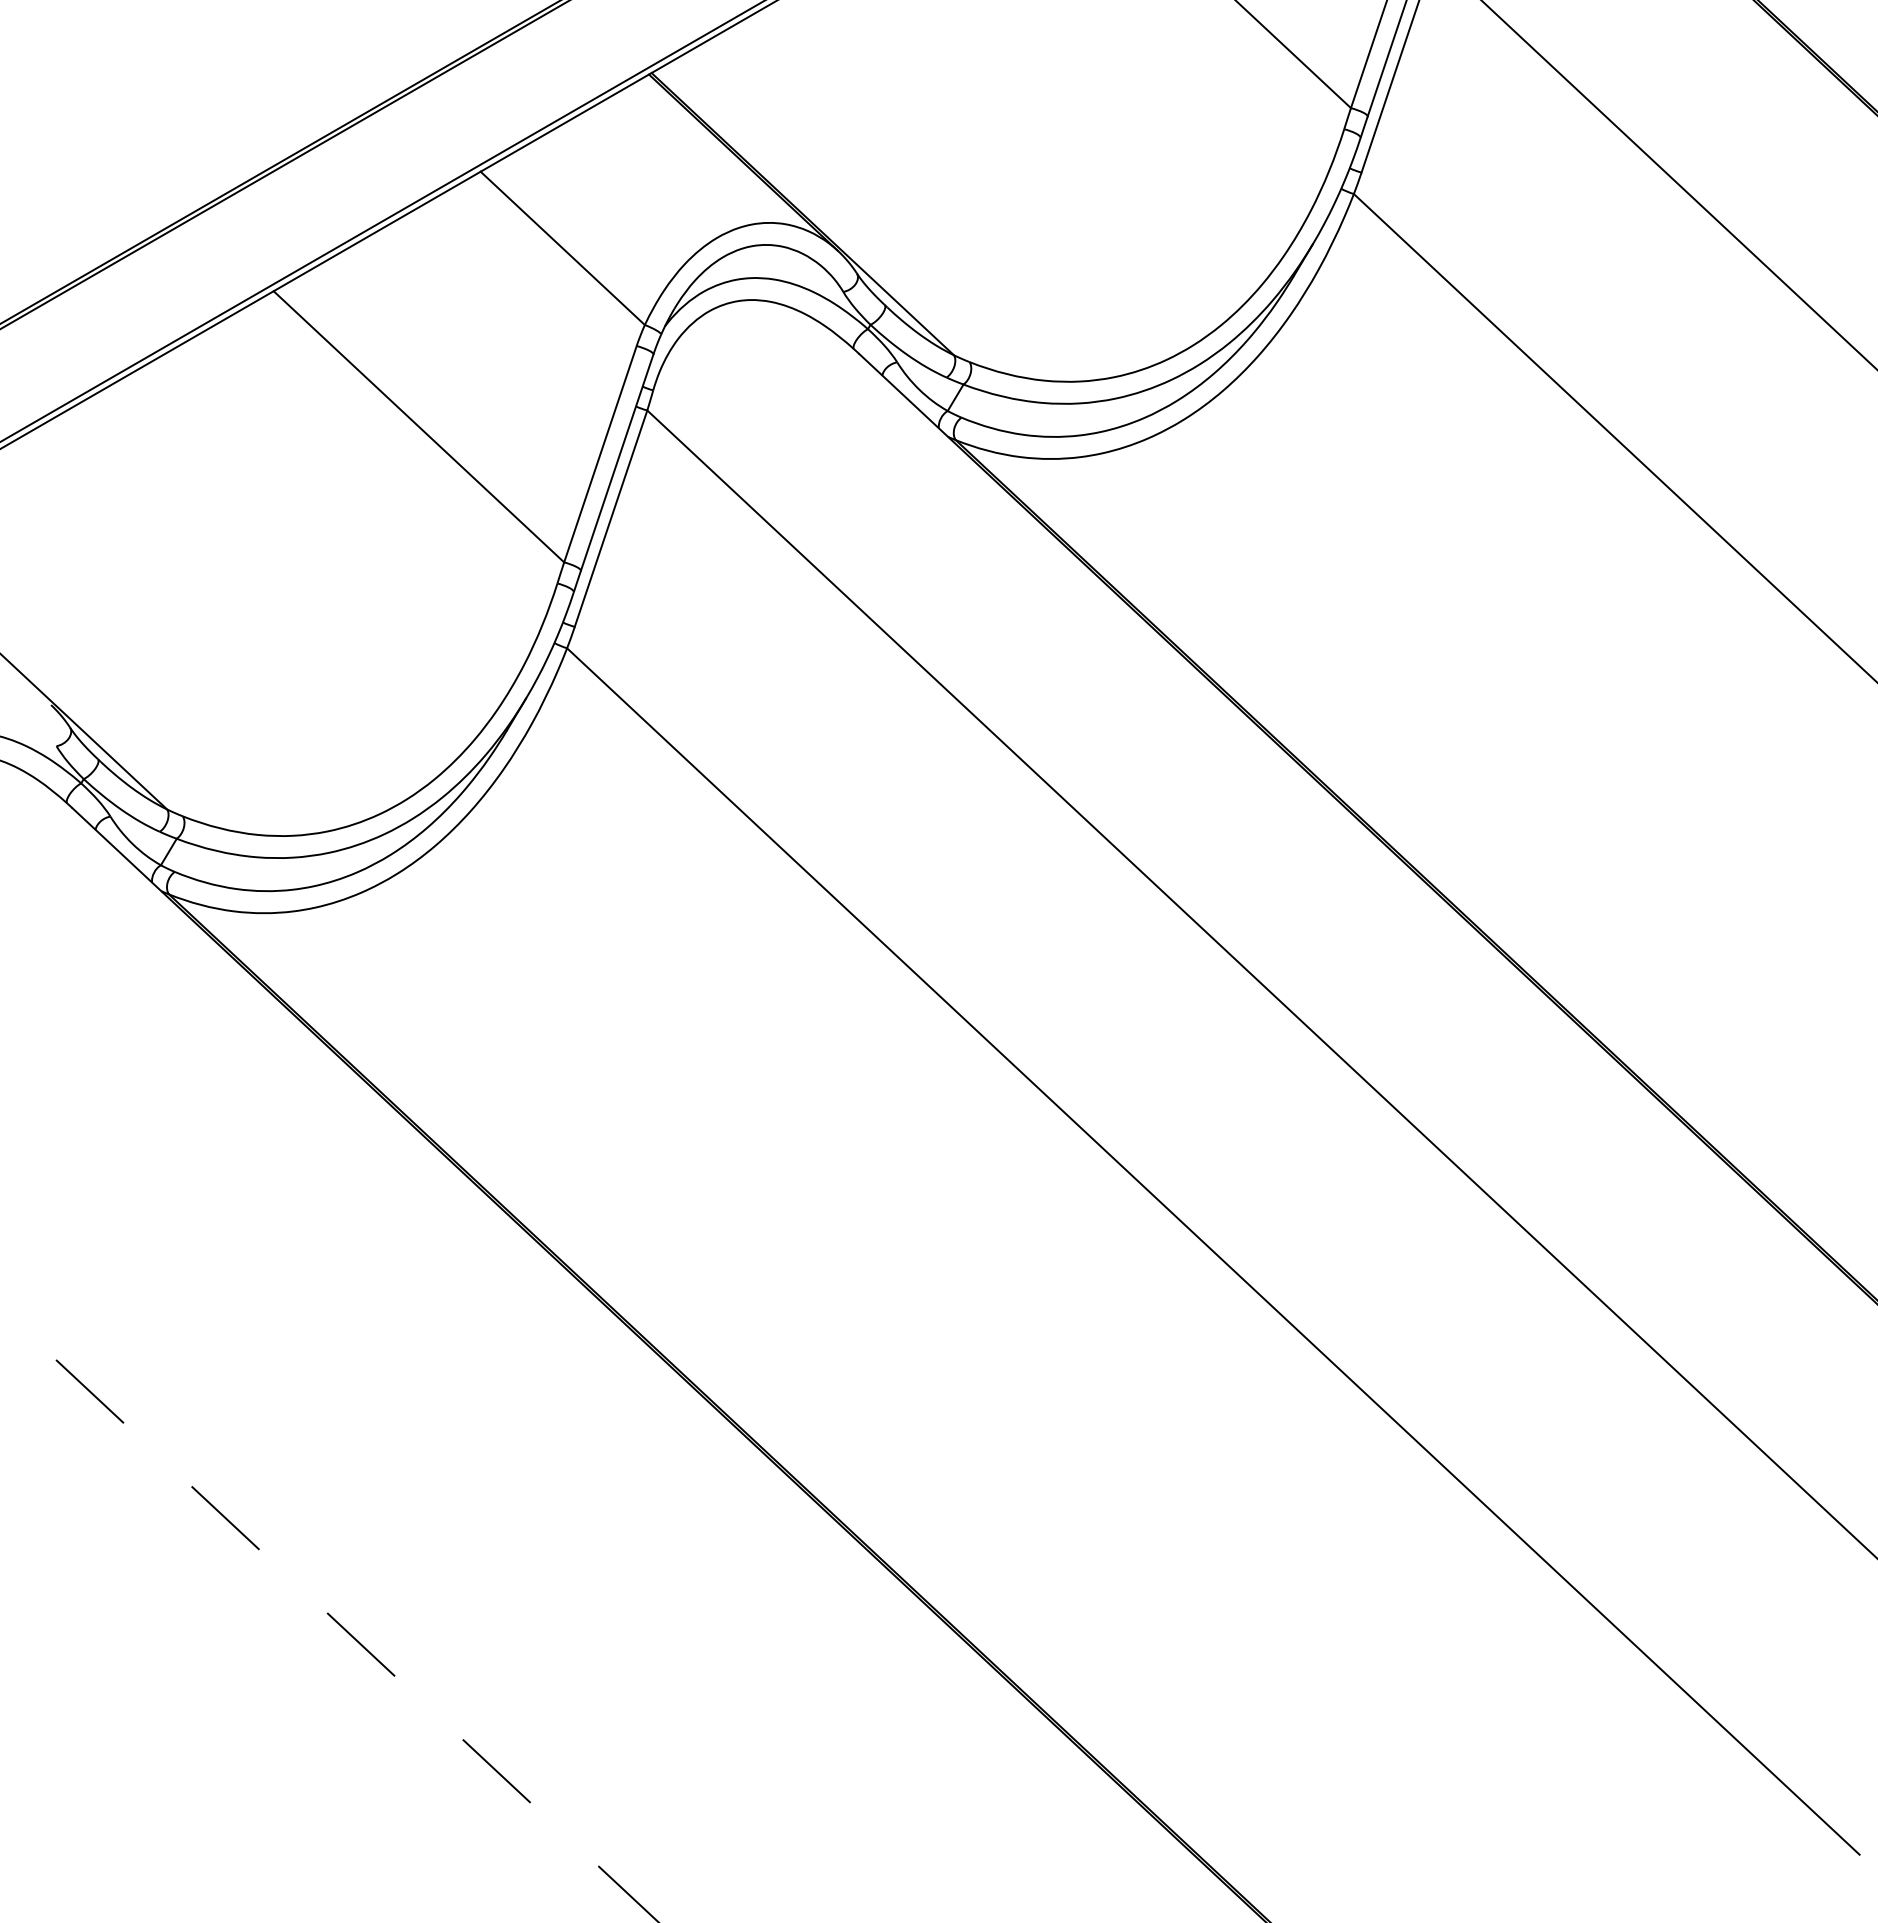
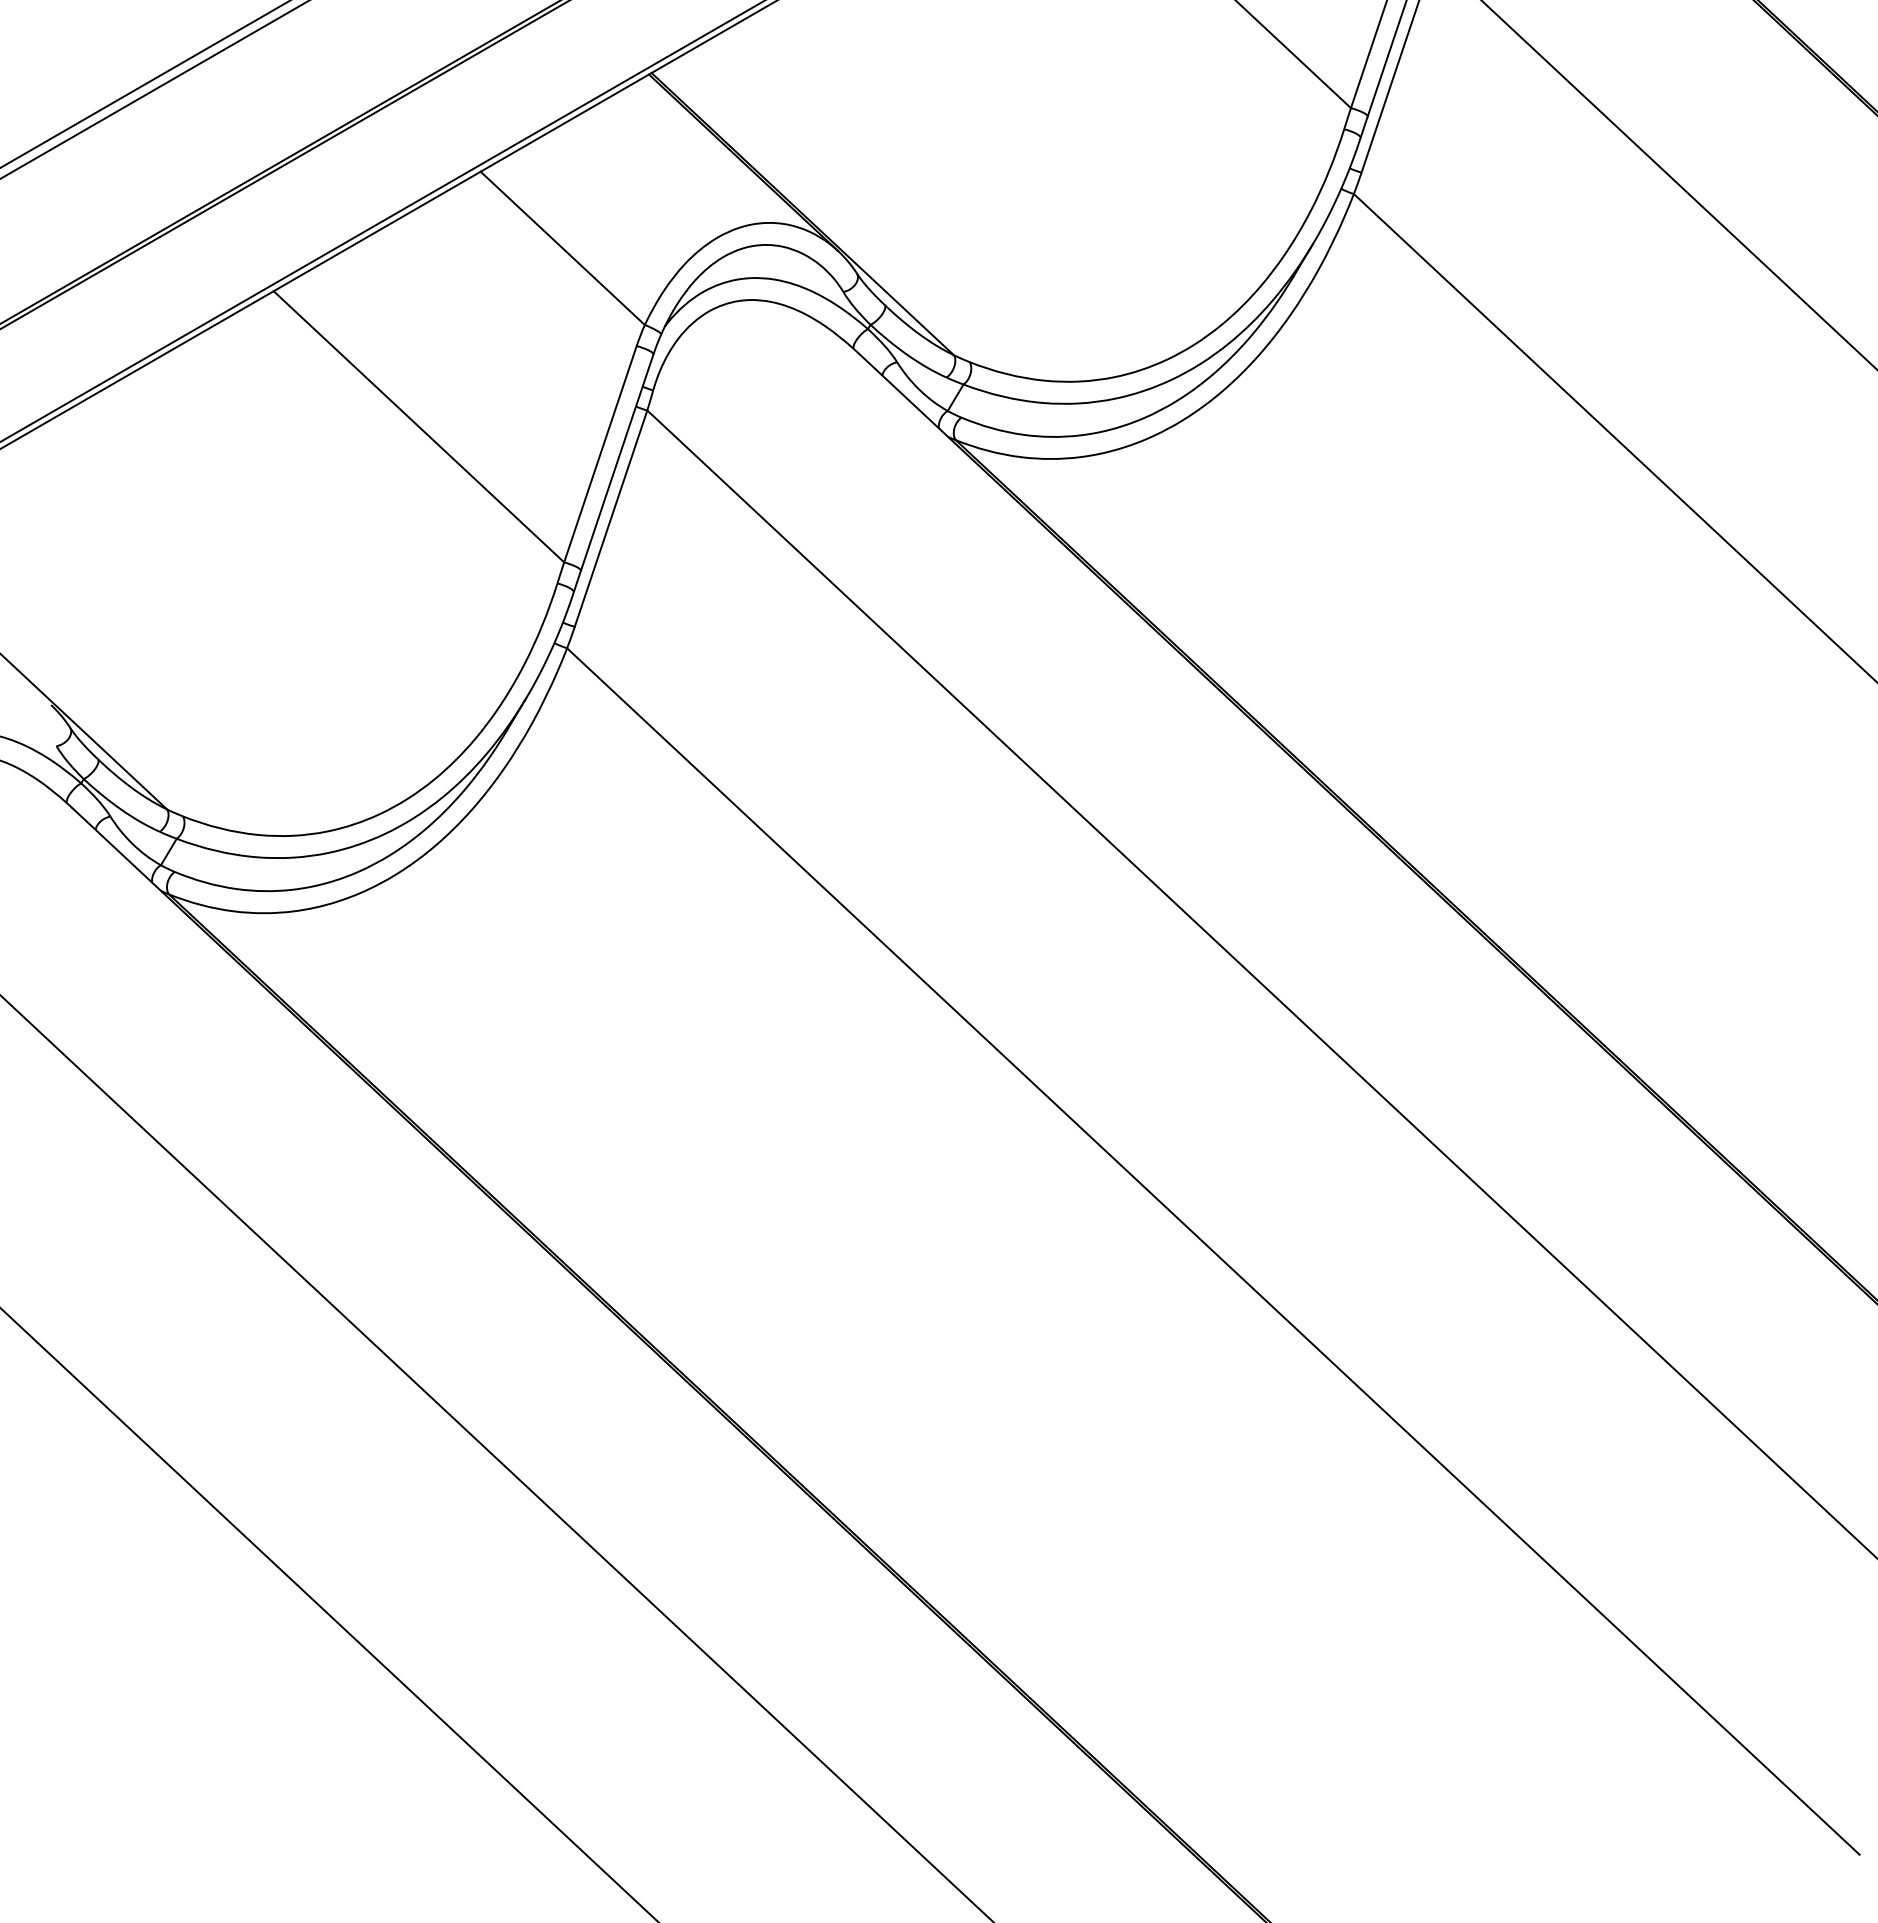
line: none -> present (144, 84)
line: none -> present (154, 89)
line: none -> present (496, 1458)
line: dashed -> solid (329, 1615)
